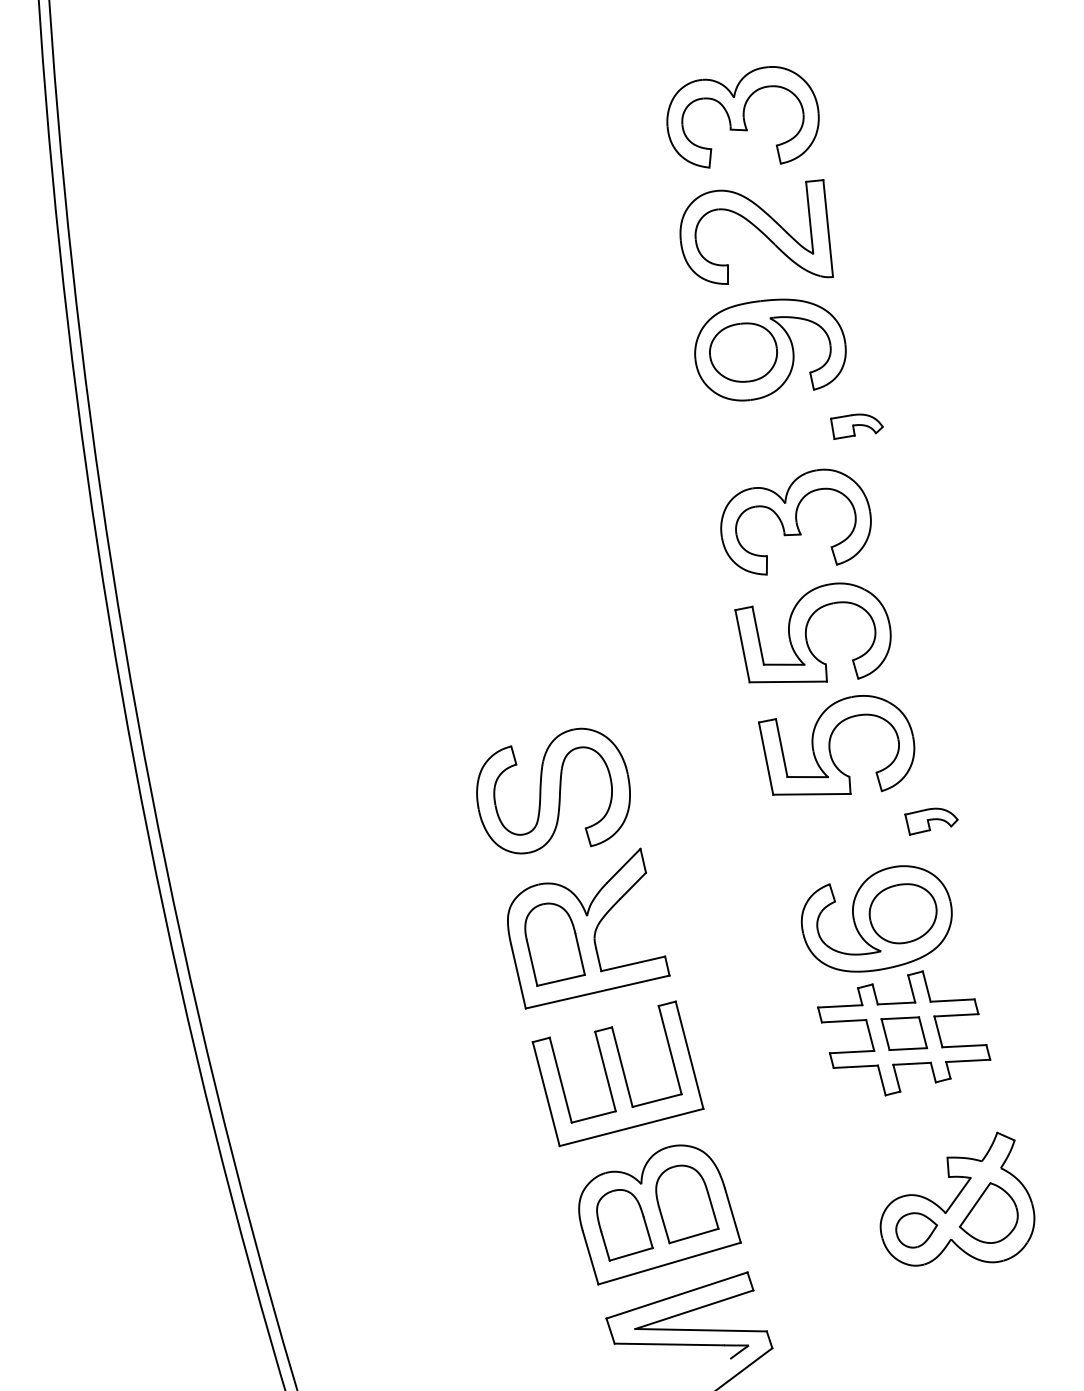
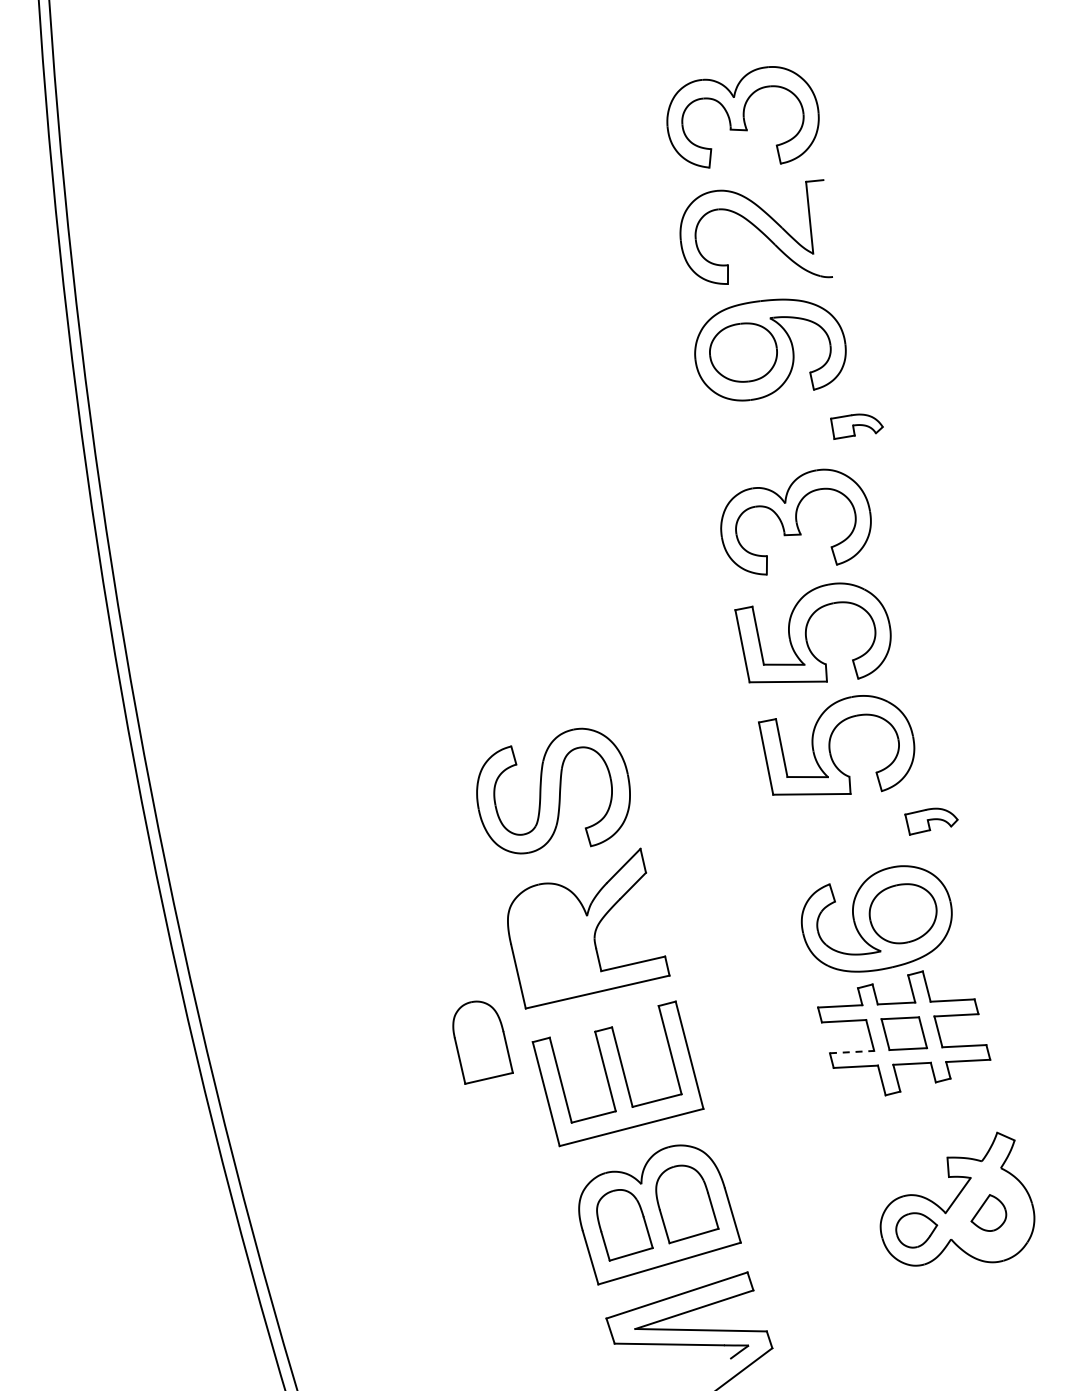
line: present -> none (828, 228)
part position: (554, 944) -> (482, 1042) (482, 1042)
line: solid -> dashed (852, 1052)
part size: 60x62 px -> 38x38 px (988, 1212)
